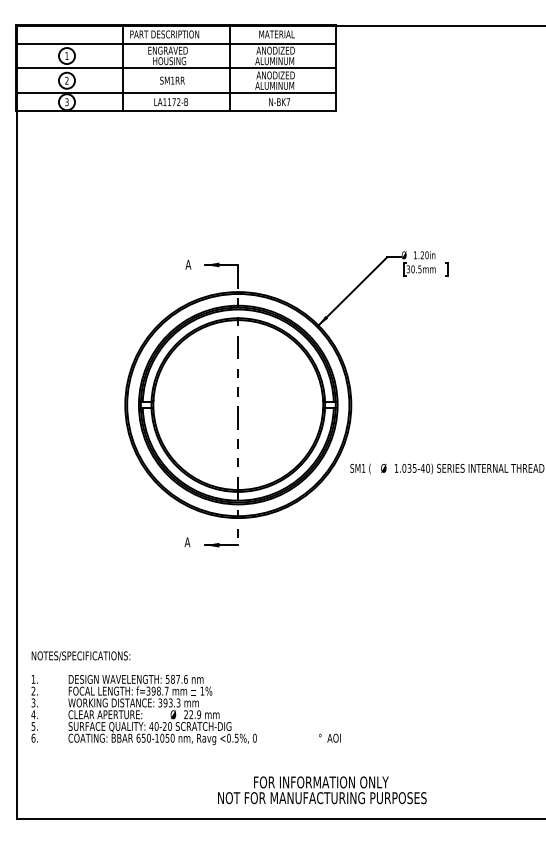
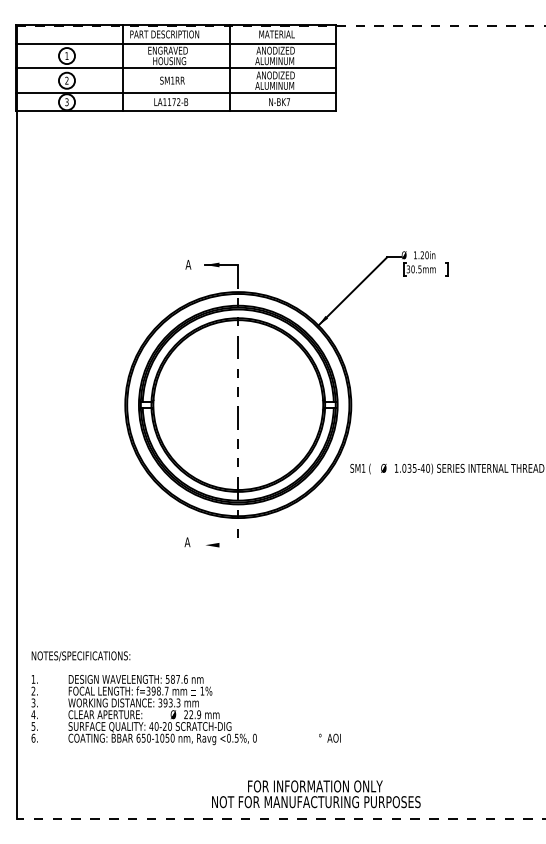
line: solid -> dashed (281, 26)
line: present -> none (221, 545)
text position: (322, 790) -> (316, 794) (316, 794)
line: solid -> dashed (280, 818)
